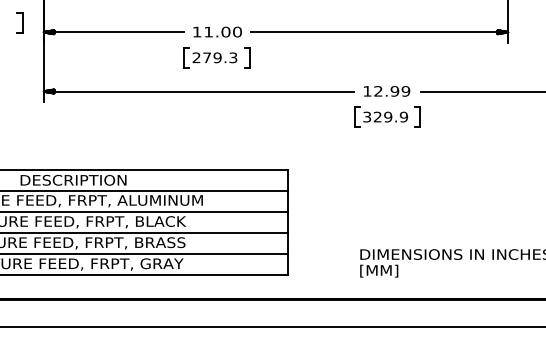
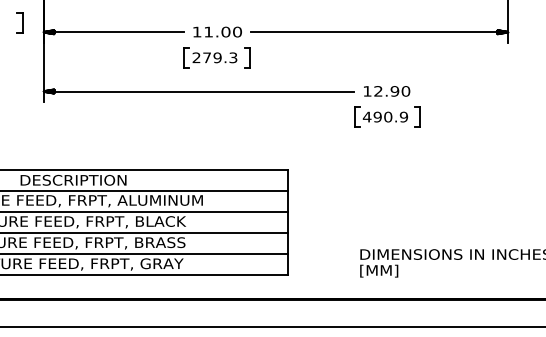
text: 12.99 -> 12.90 (405, 91)
line: present -> none (481, 91)
text: 329.9 -> 490.9 (377, 116)
